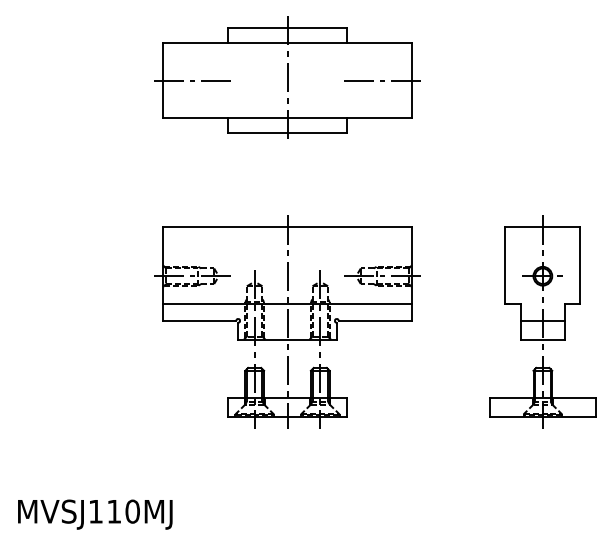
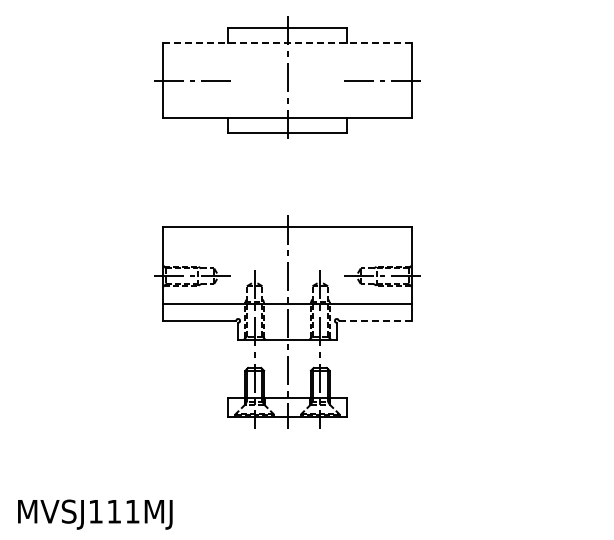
line: solid -> dashed (287, 43)
line: solid -> dashed (375, 320)
part: present -> none (542, 321)
text: MVSJ110MJ -> MVSJ111MJ (132, 511)
